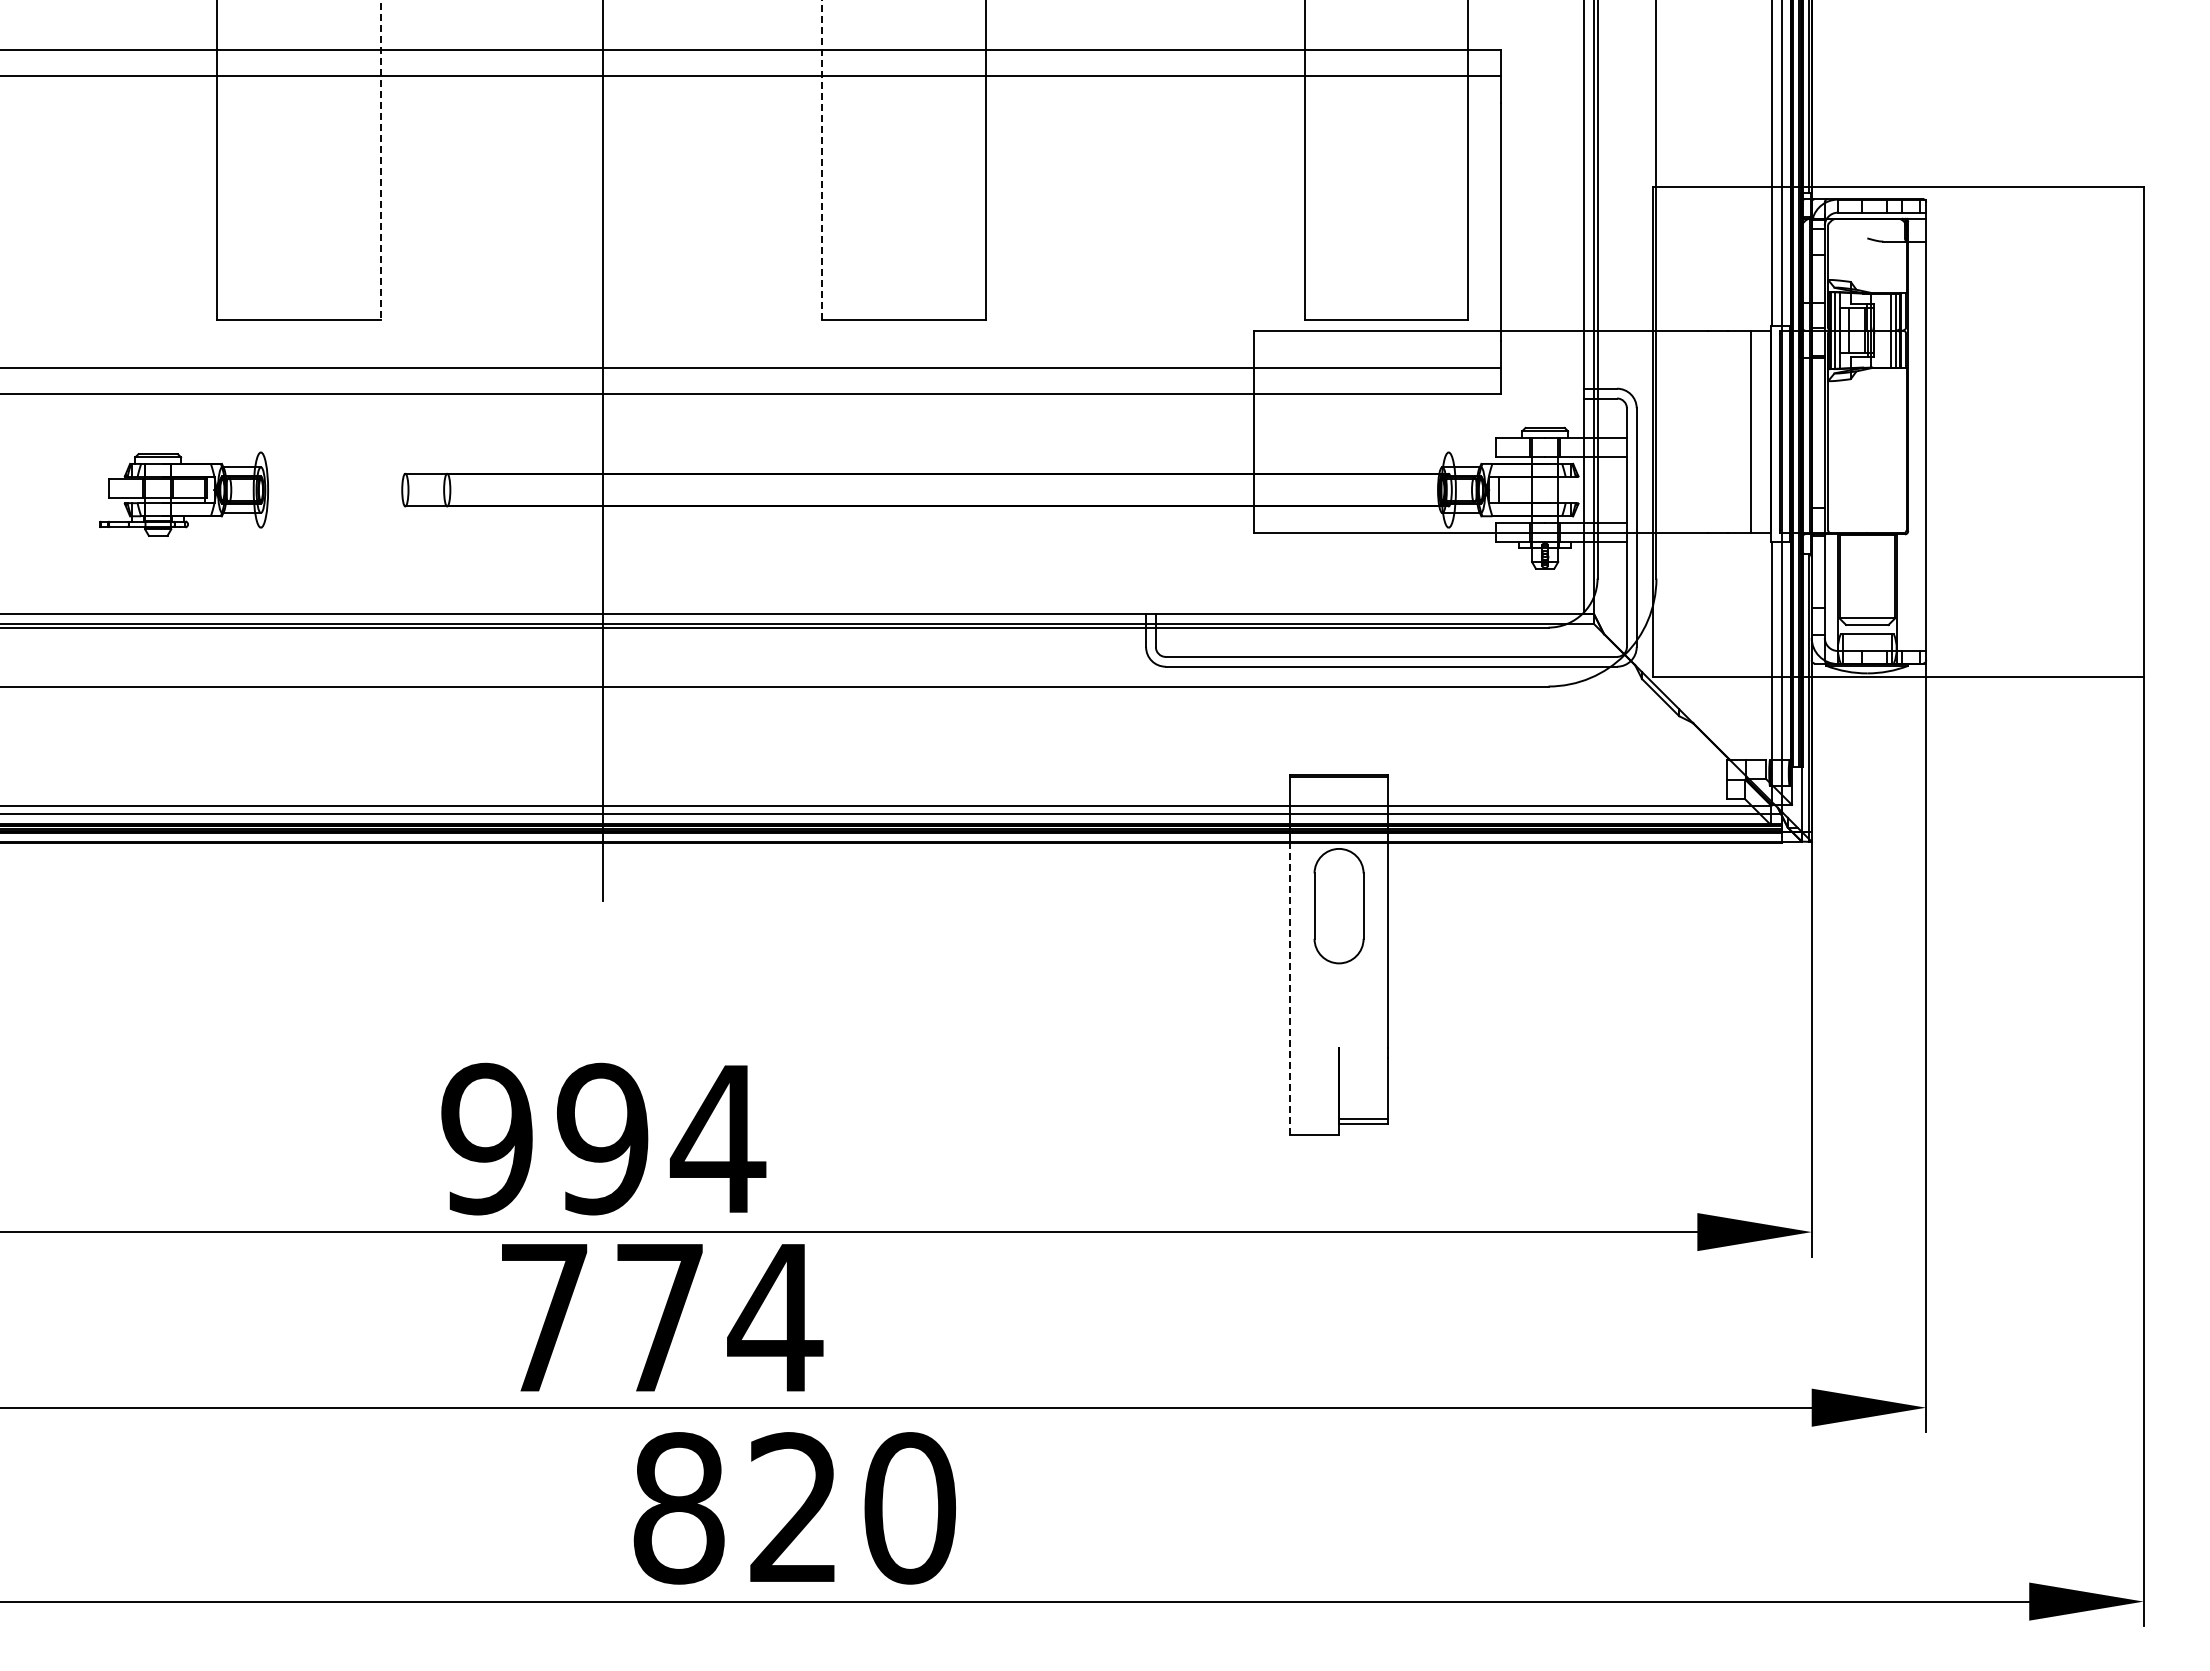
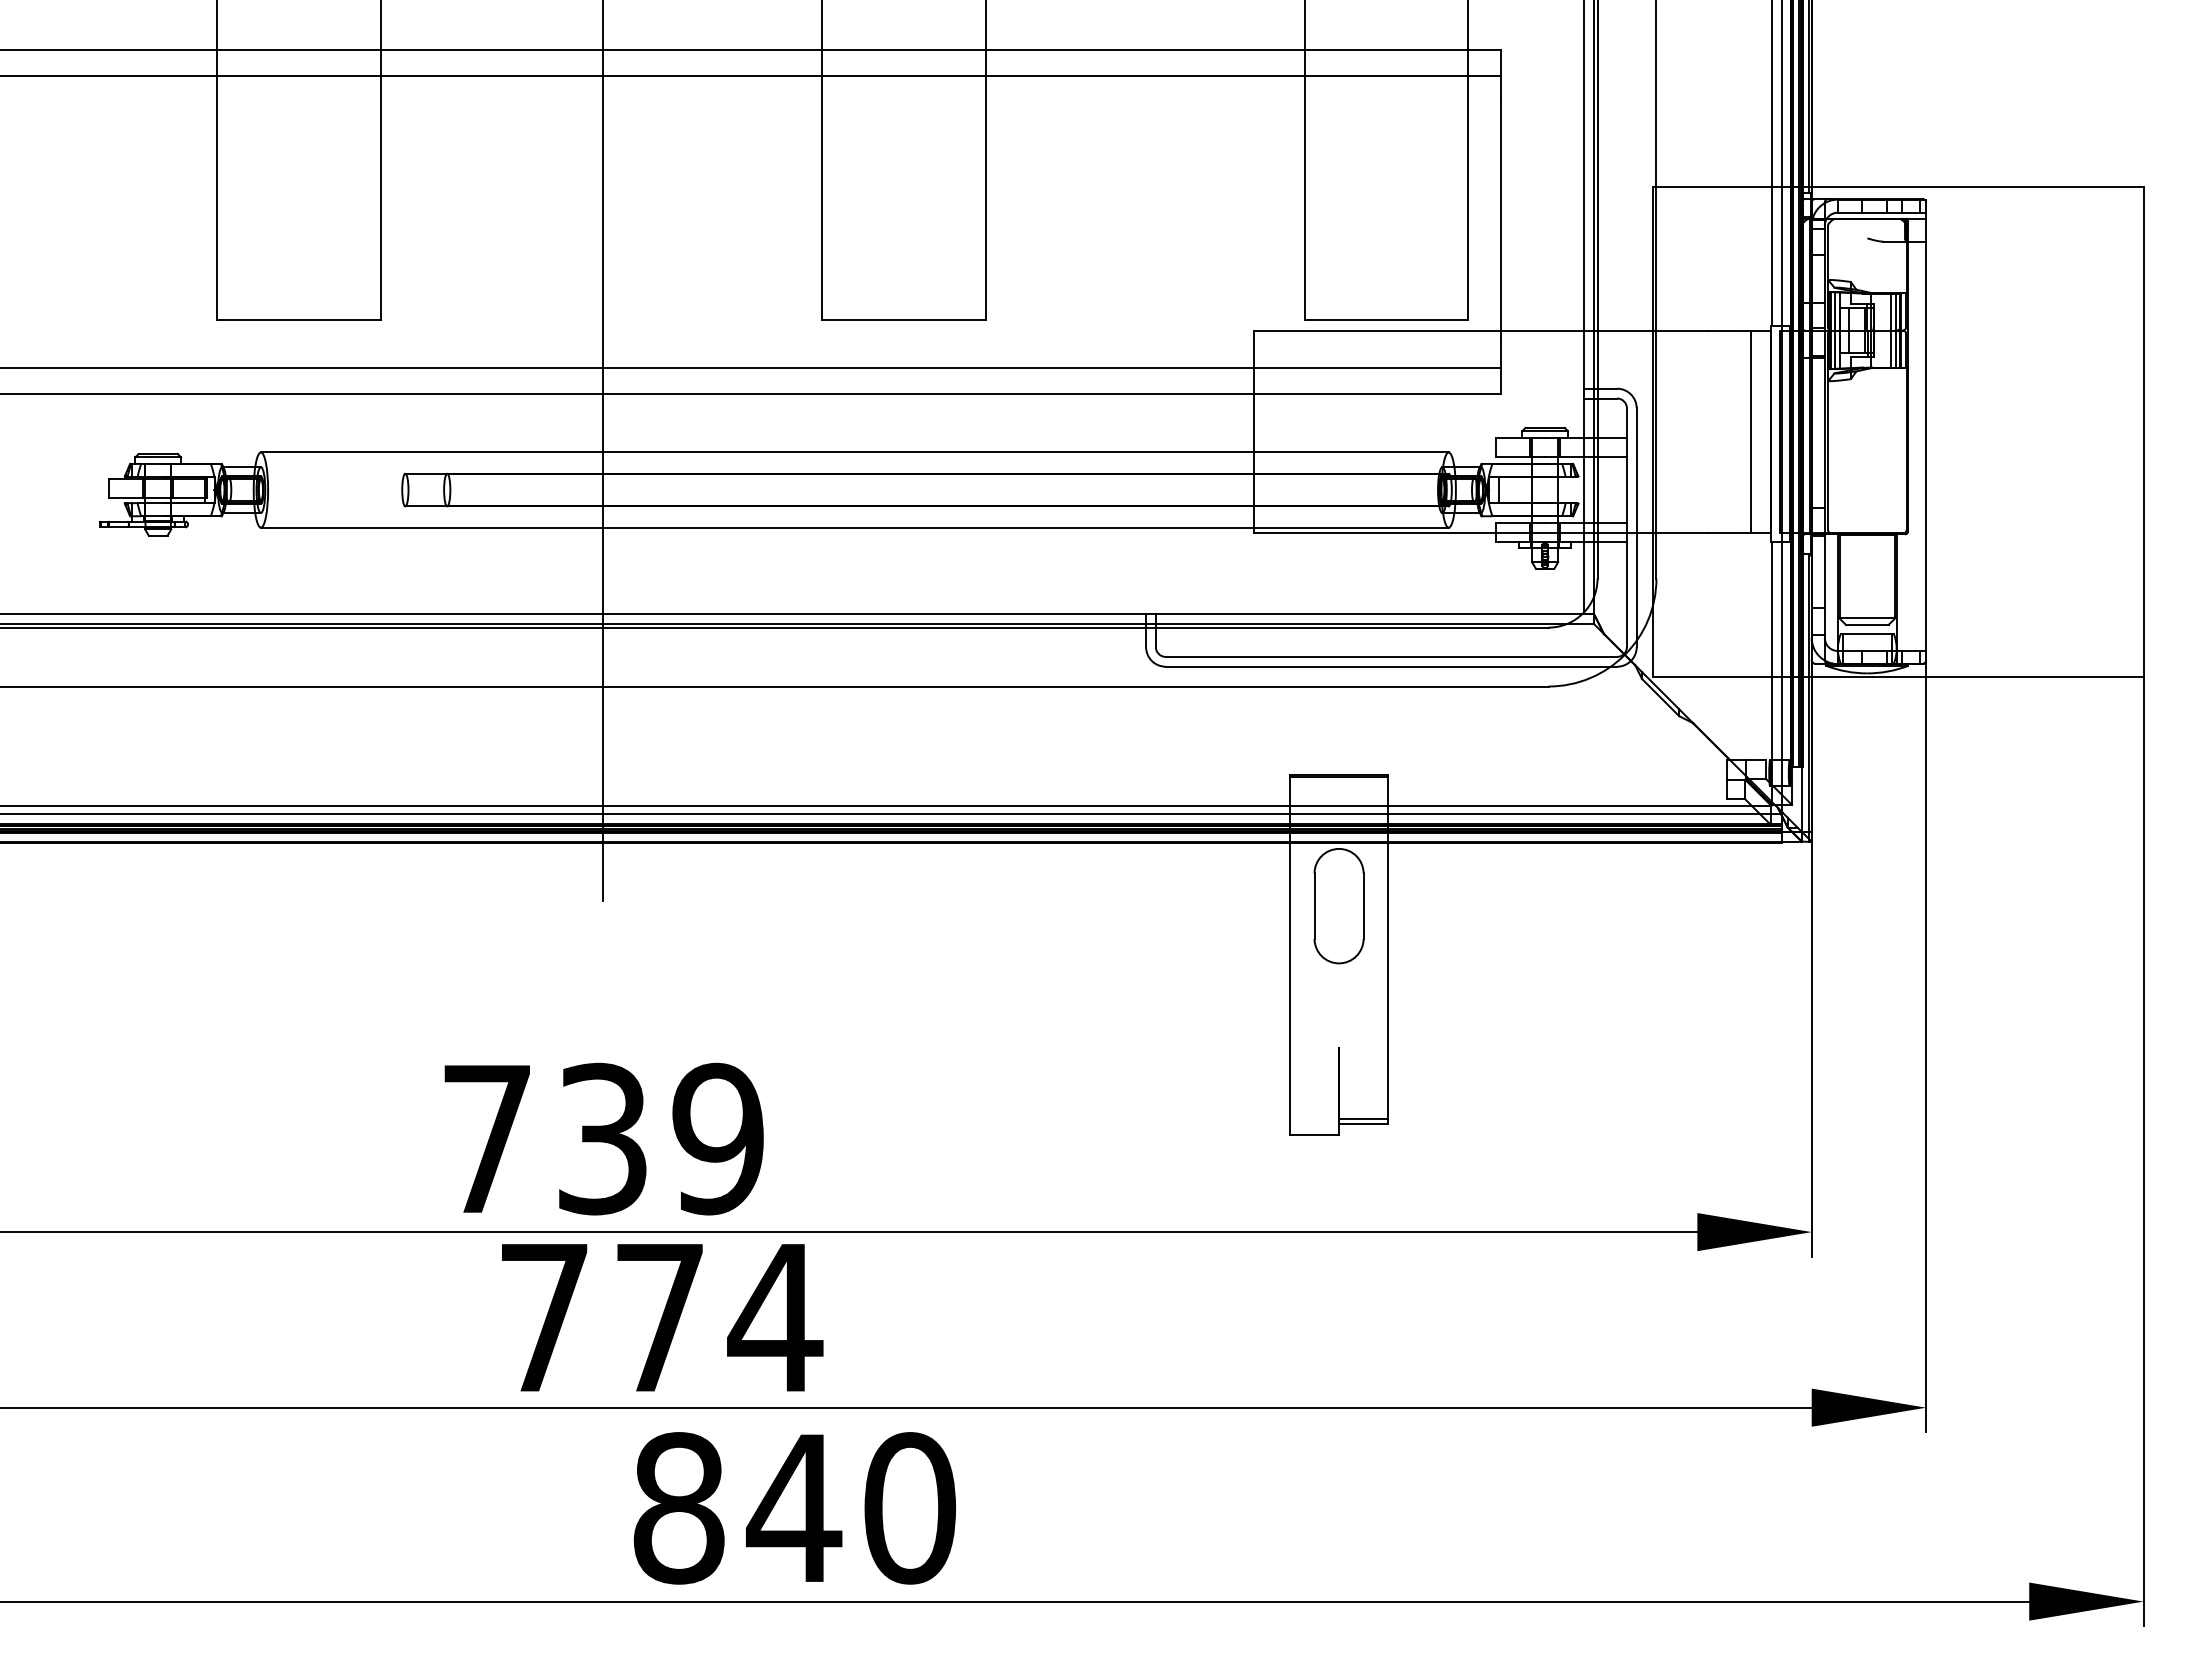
line: dashed -> solid (380, 160)
line: dashed -> solid (822, 160)
line: none -> present (854, 452)
line: none -> present (854, 527)
line: dashed -> solid (1290, 989)
text: 994 -> 739 (603, 1138)
text: 820 -> 840 (794, 1506)
